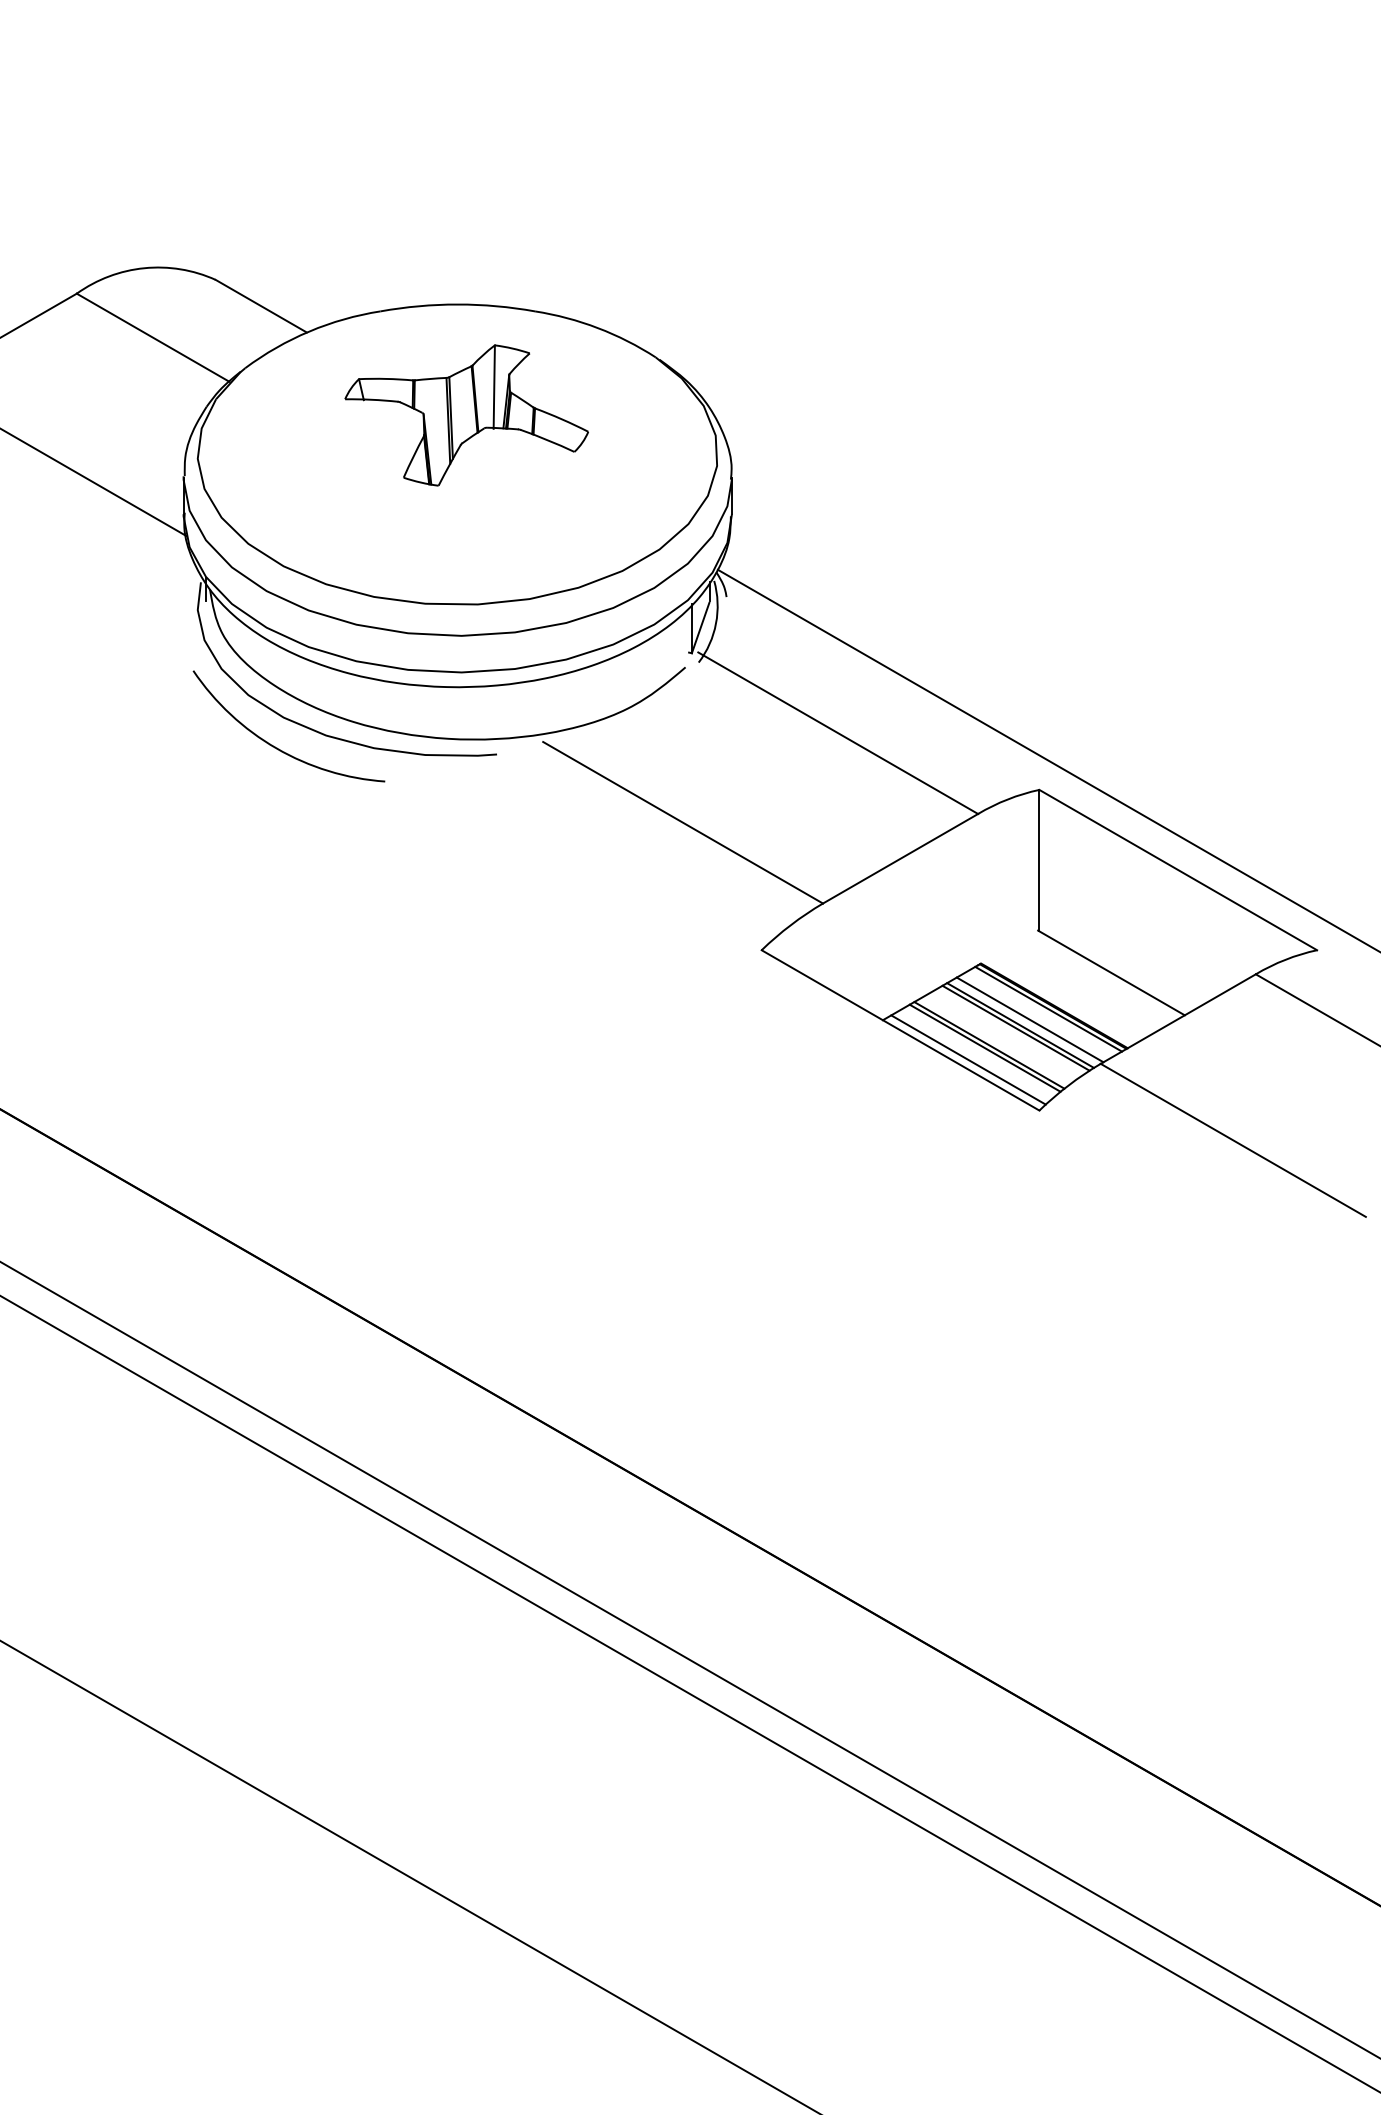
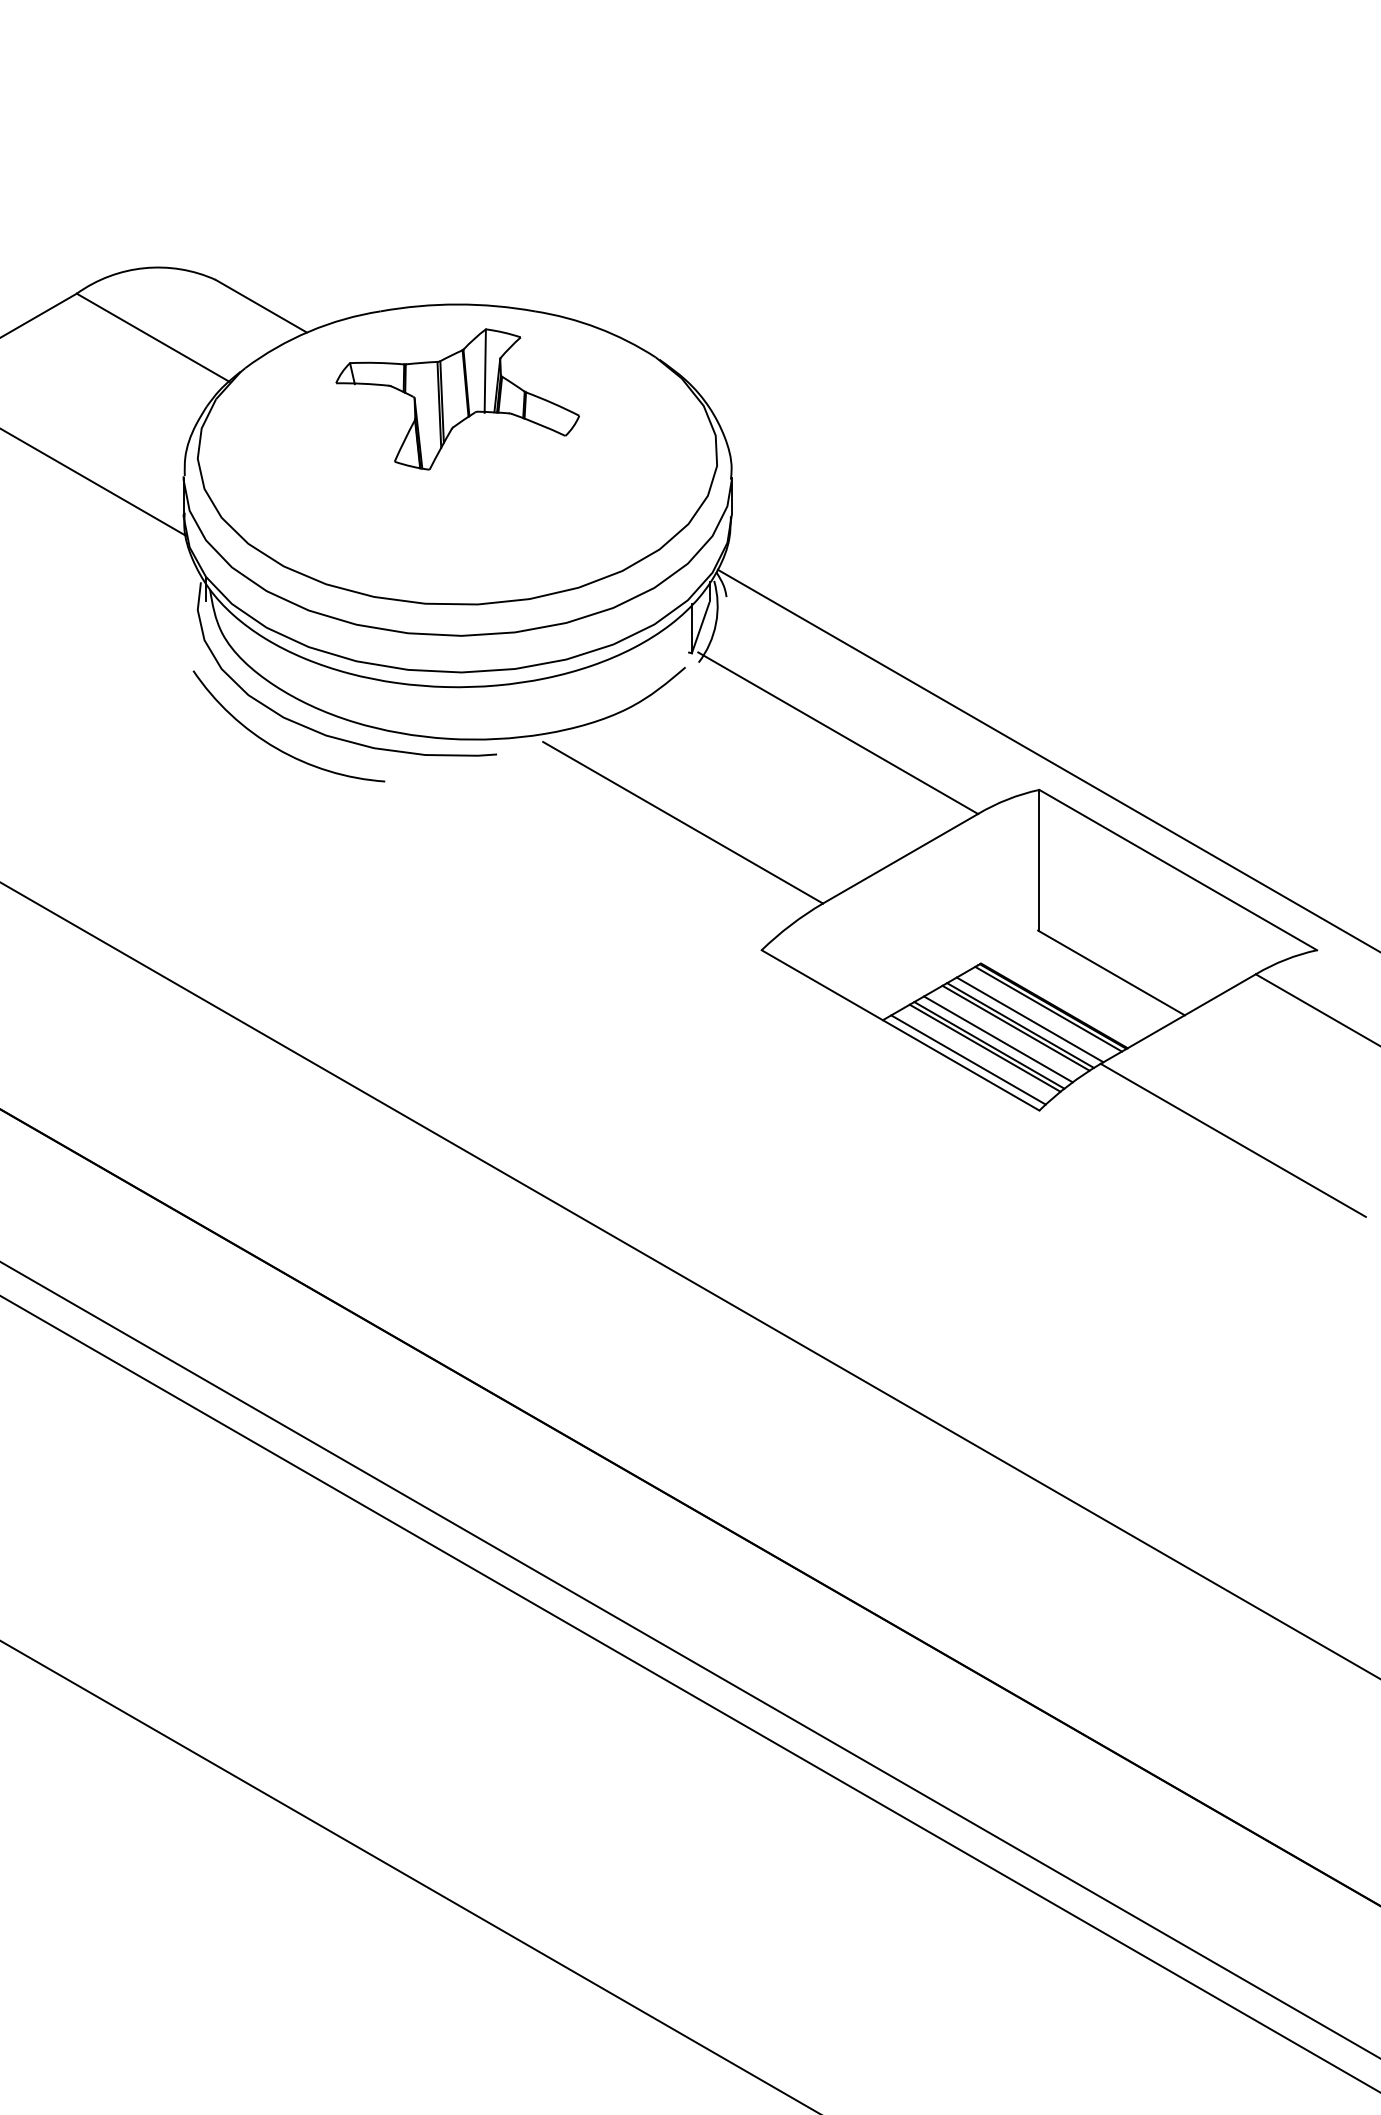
part position: (466, 415) -> (457, 399) (457, 399)
line: none -> present (998, 1039)
line: none -> present (689, 1280)
